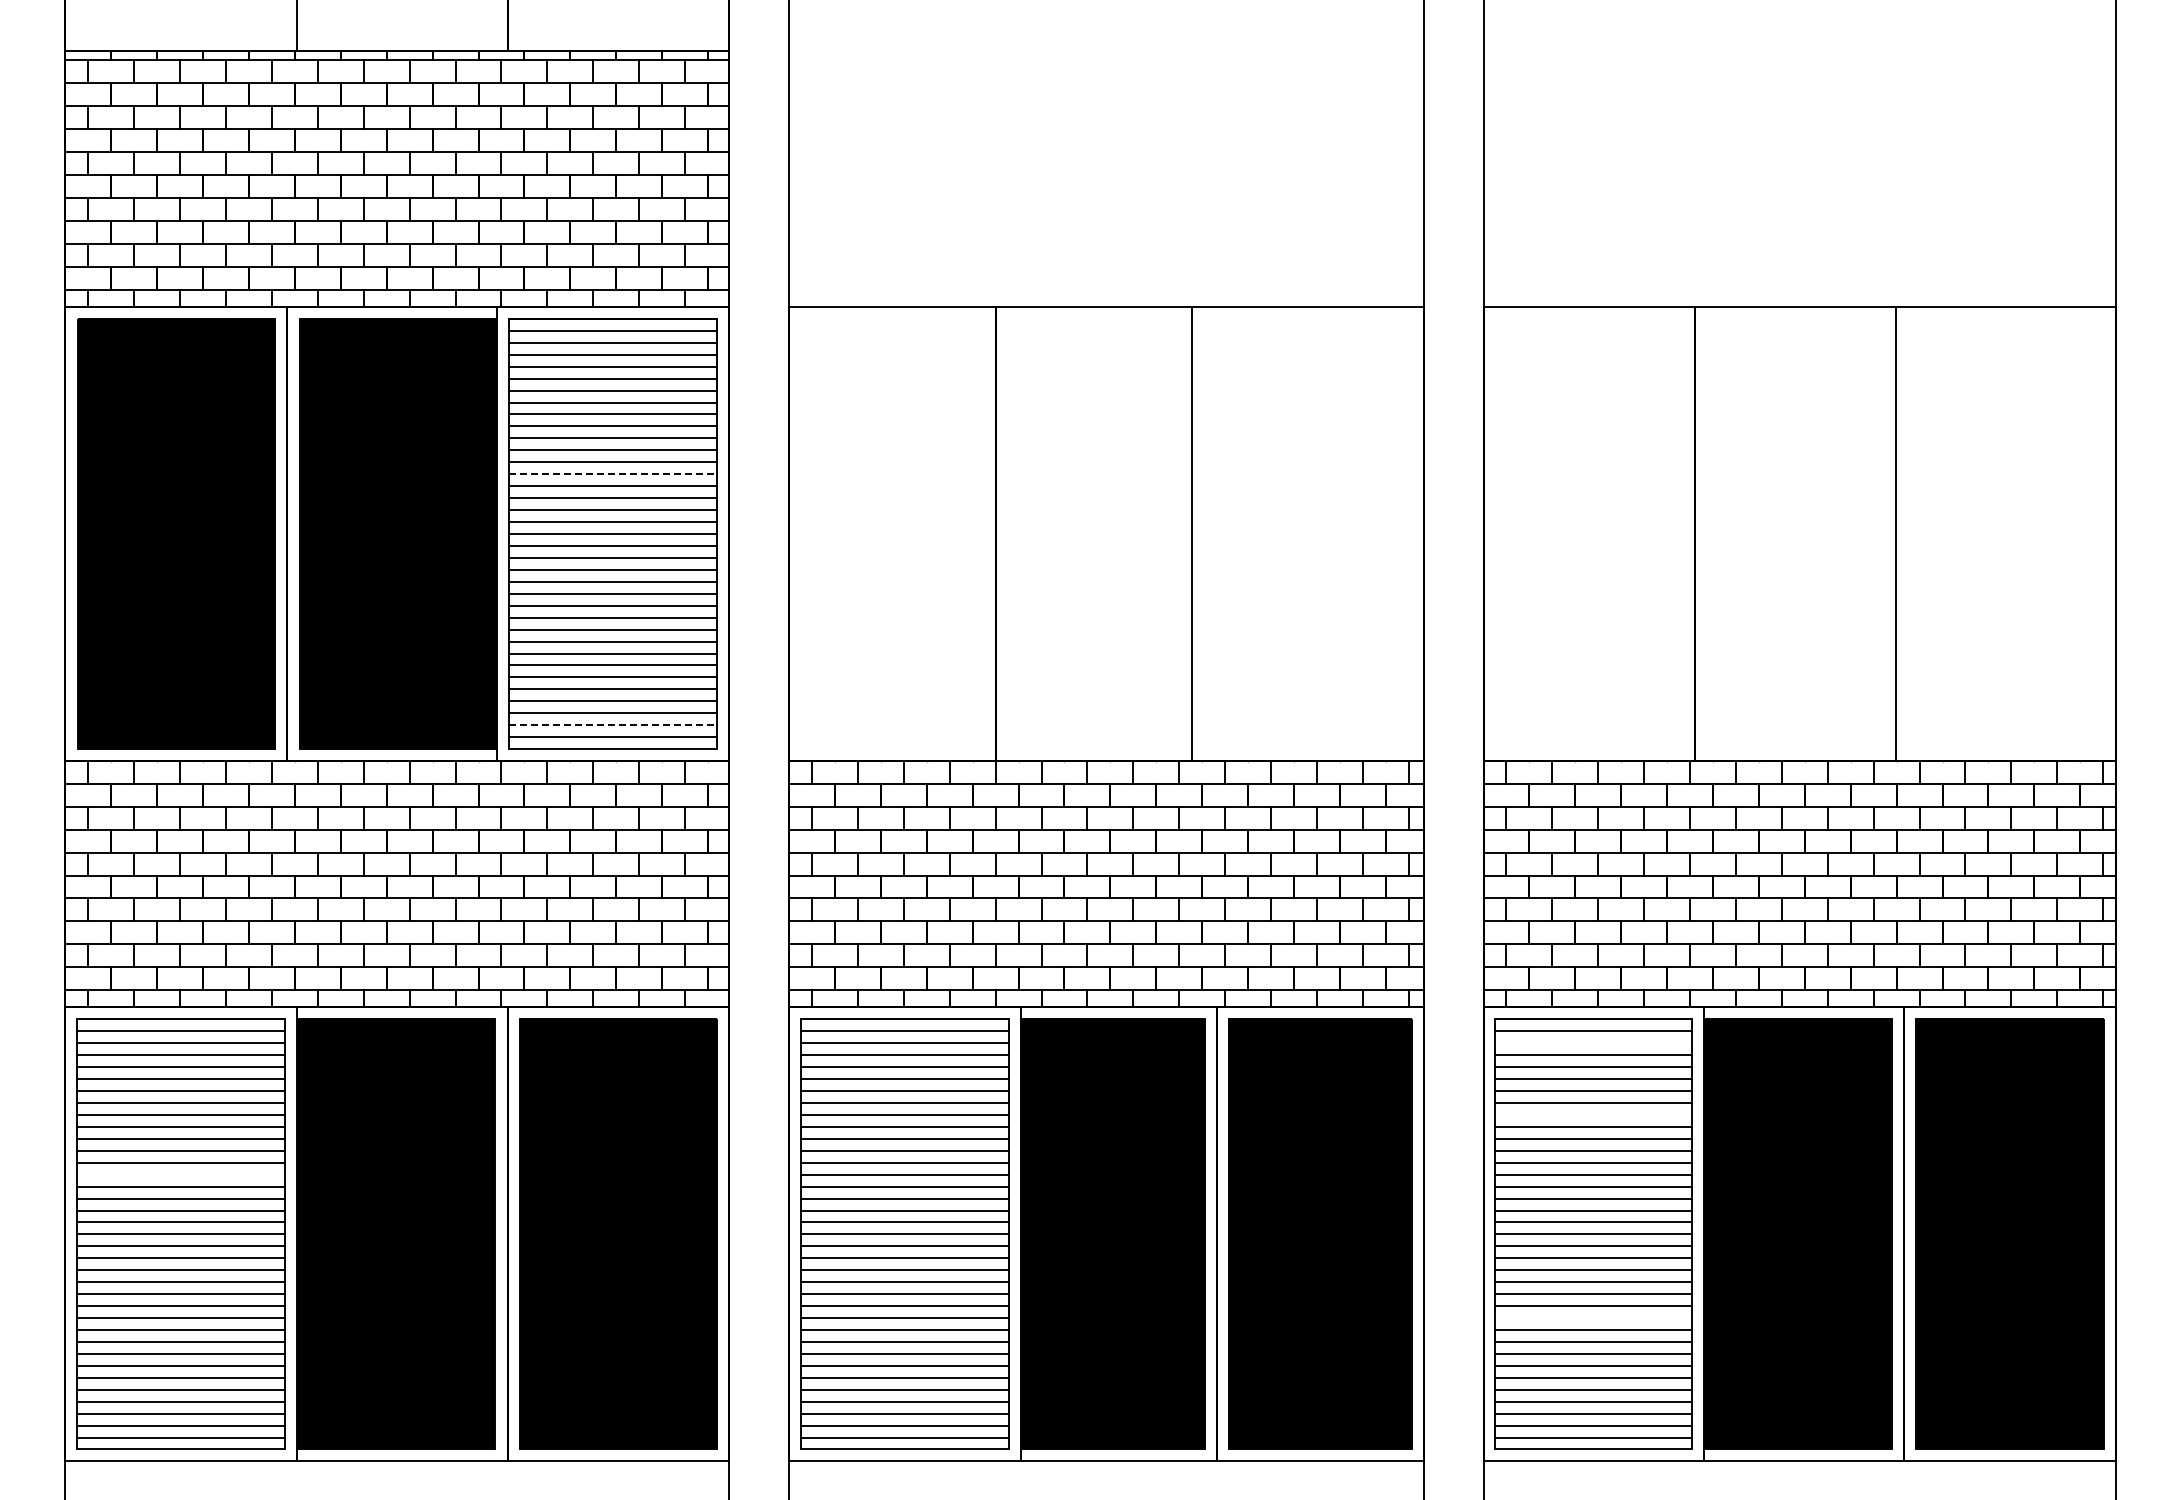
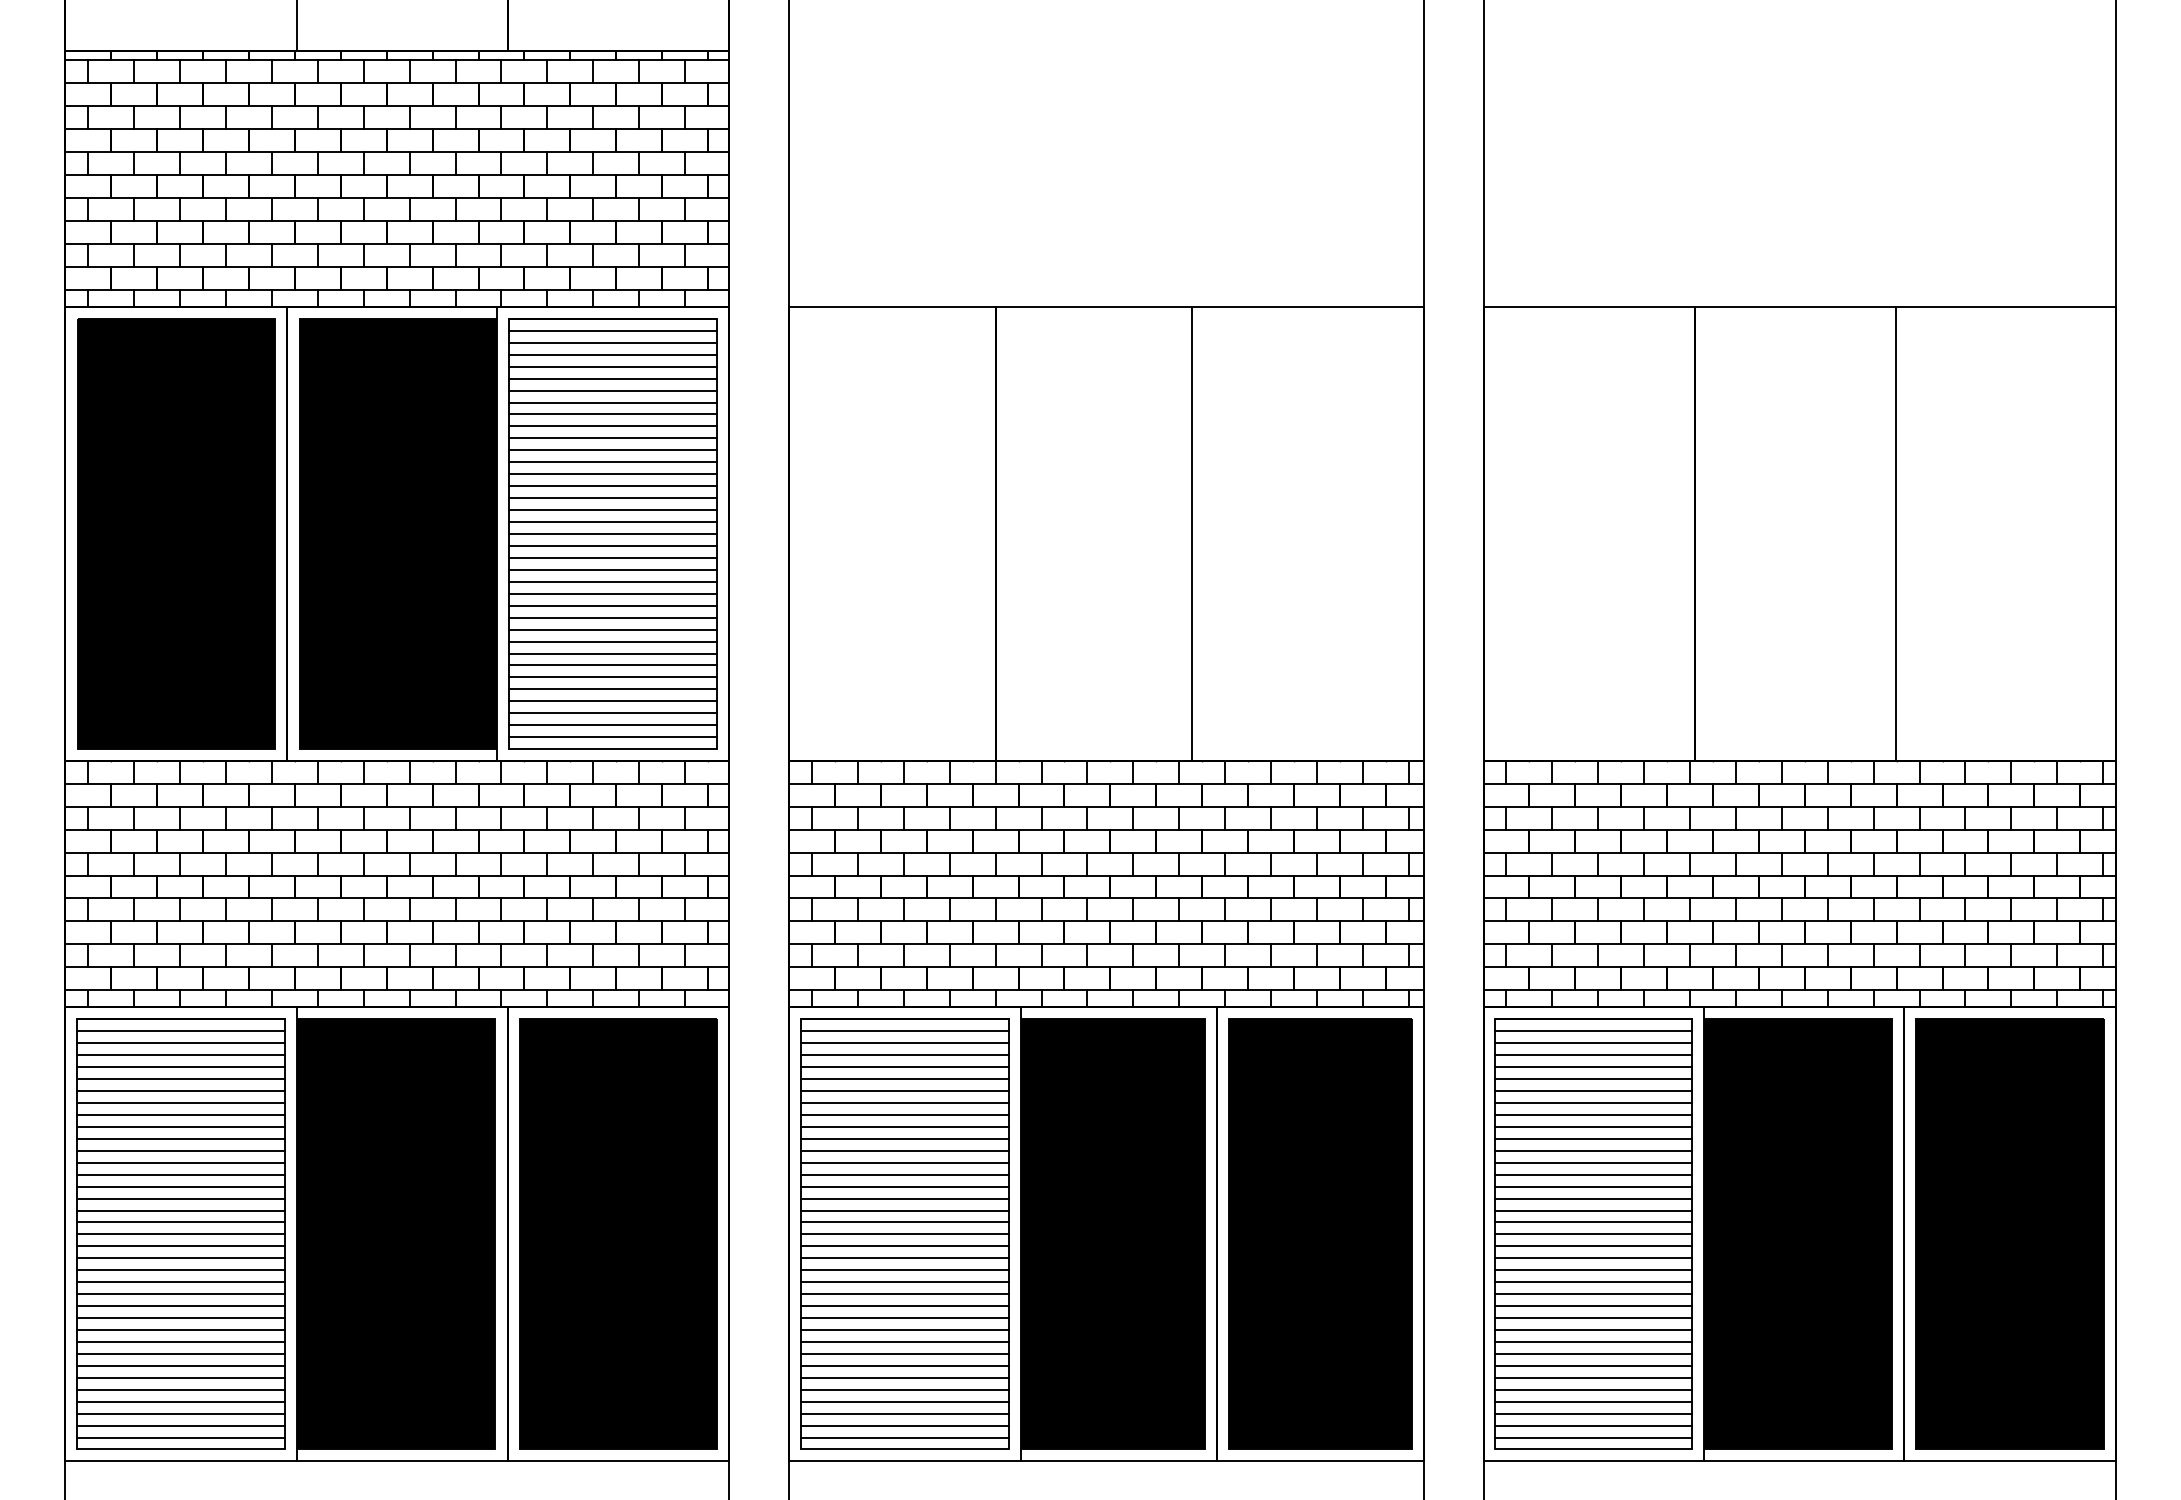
line: dashed -> solid (613, 474)
line: dashed -> solid (613, 725)
line: none -> present (1593, 1043)
line: none -> present (1593, 1114)
line: none -> present (181, 1174)
line: none -> present (1593, 1318)
